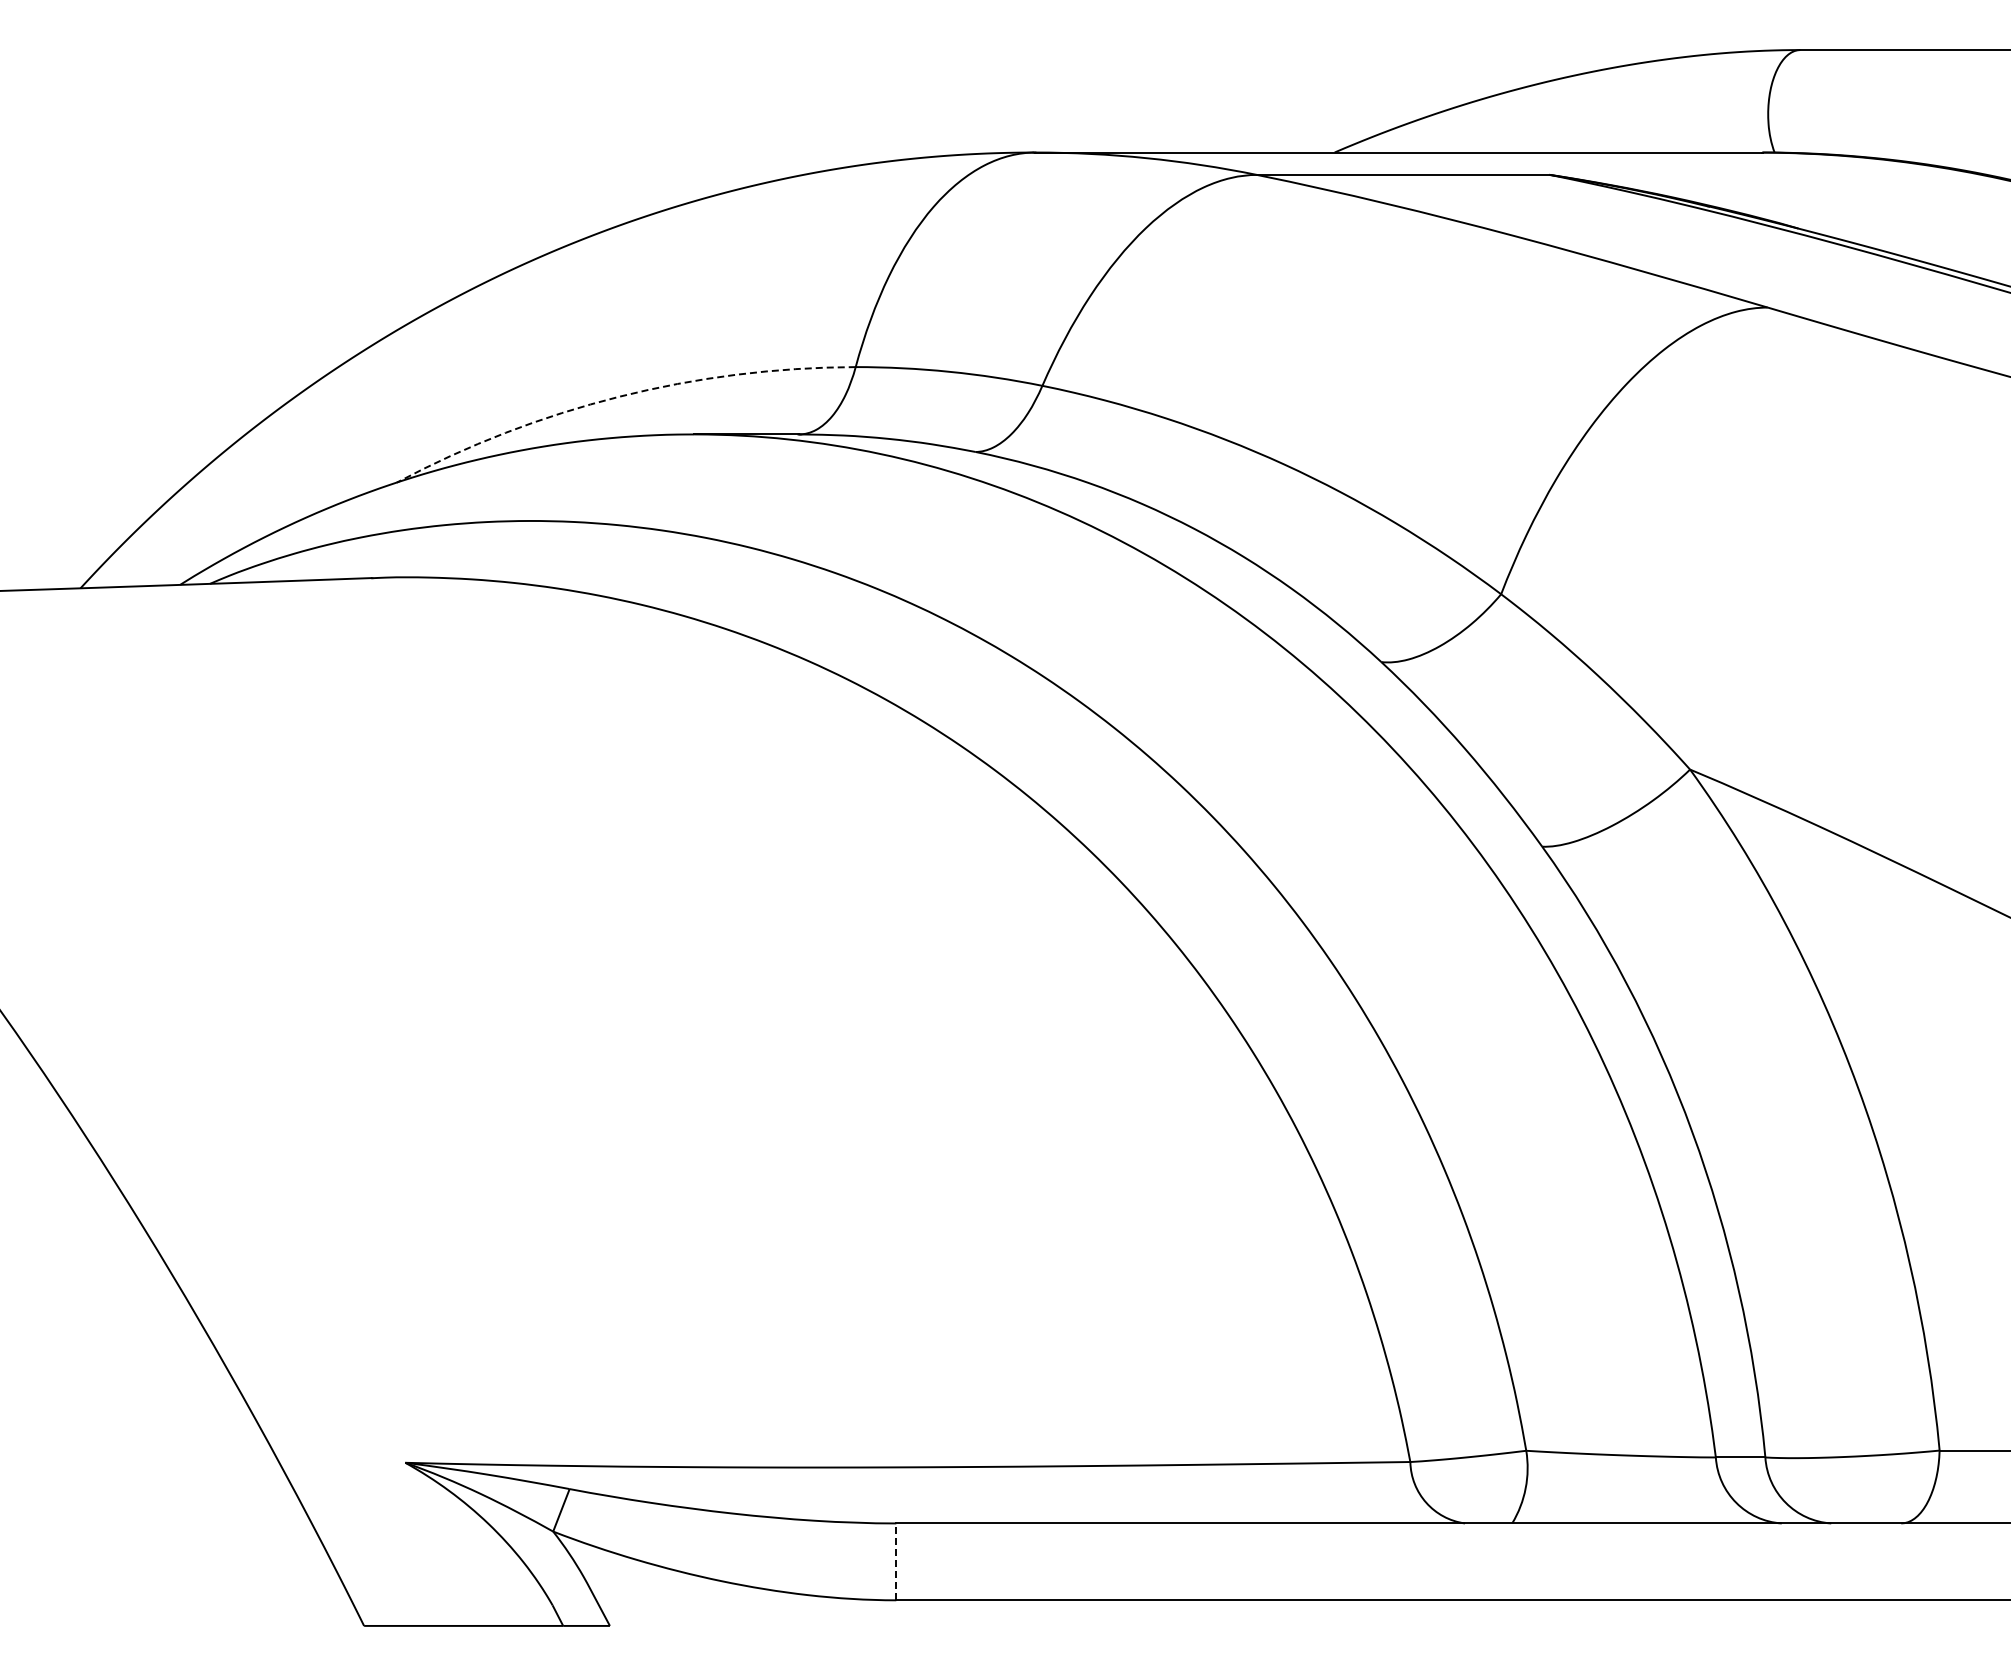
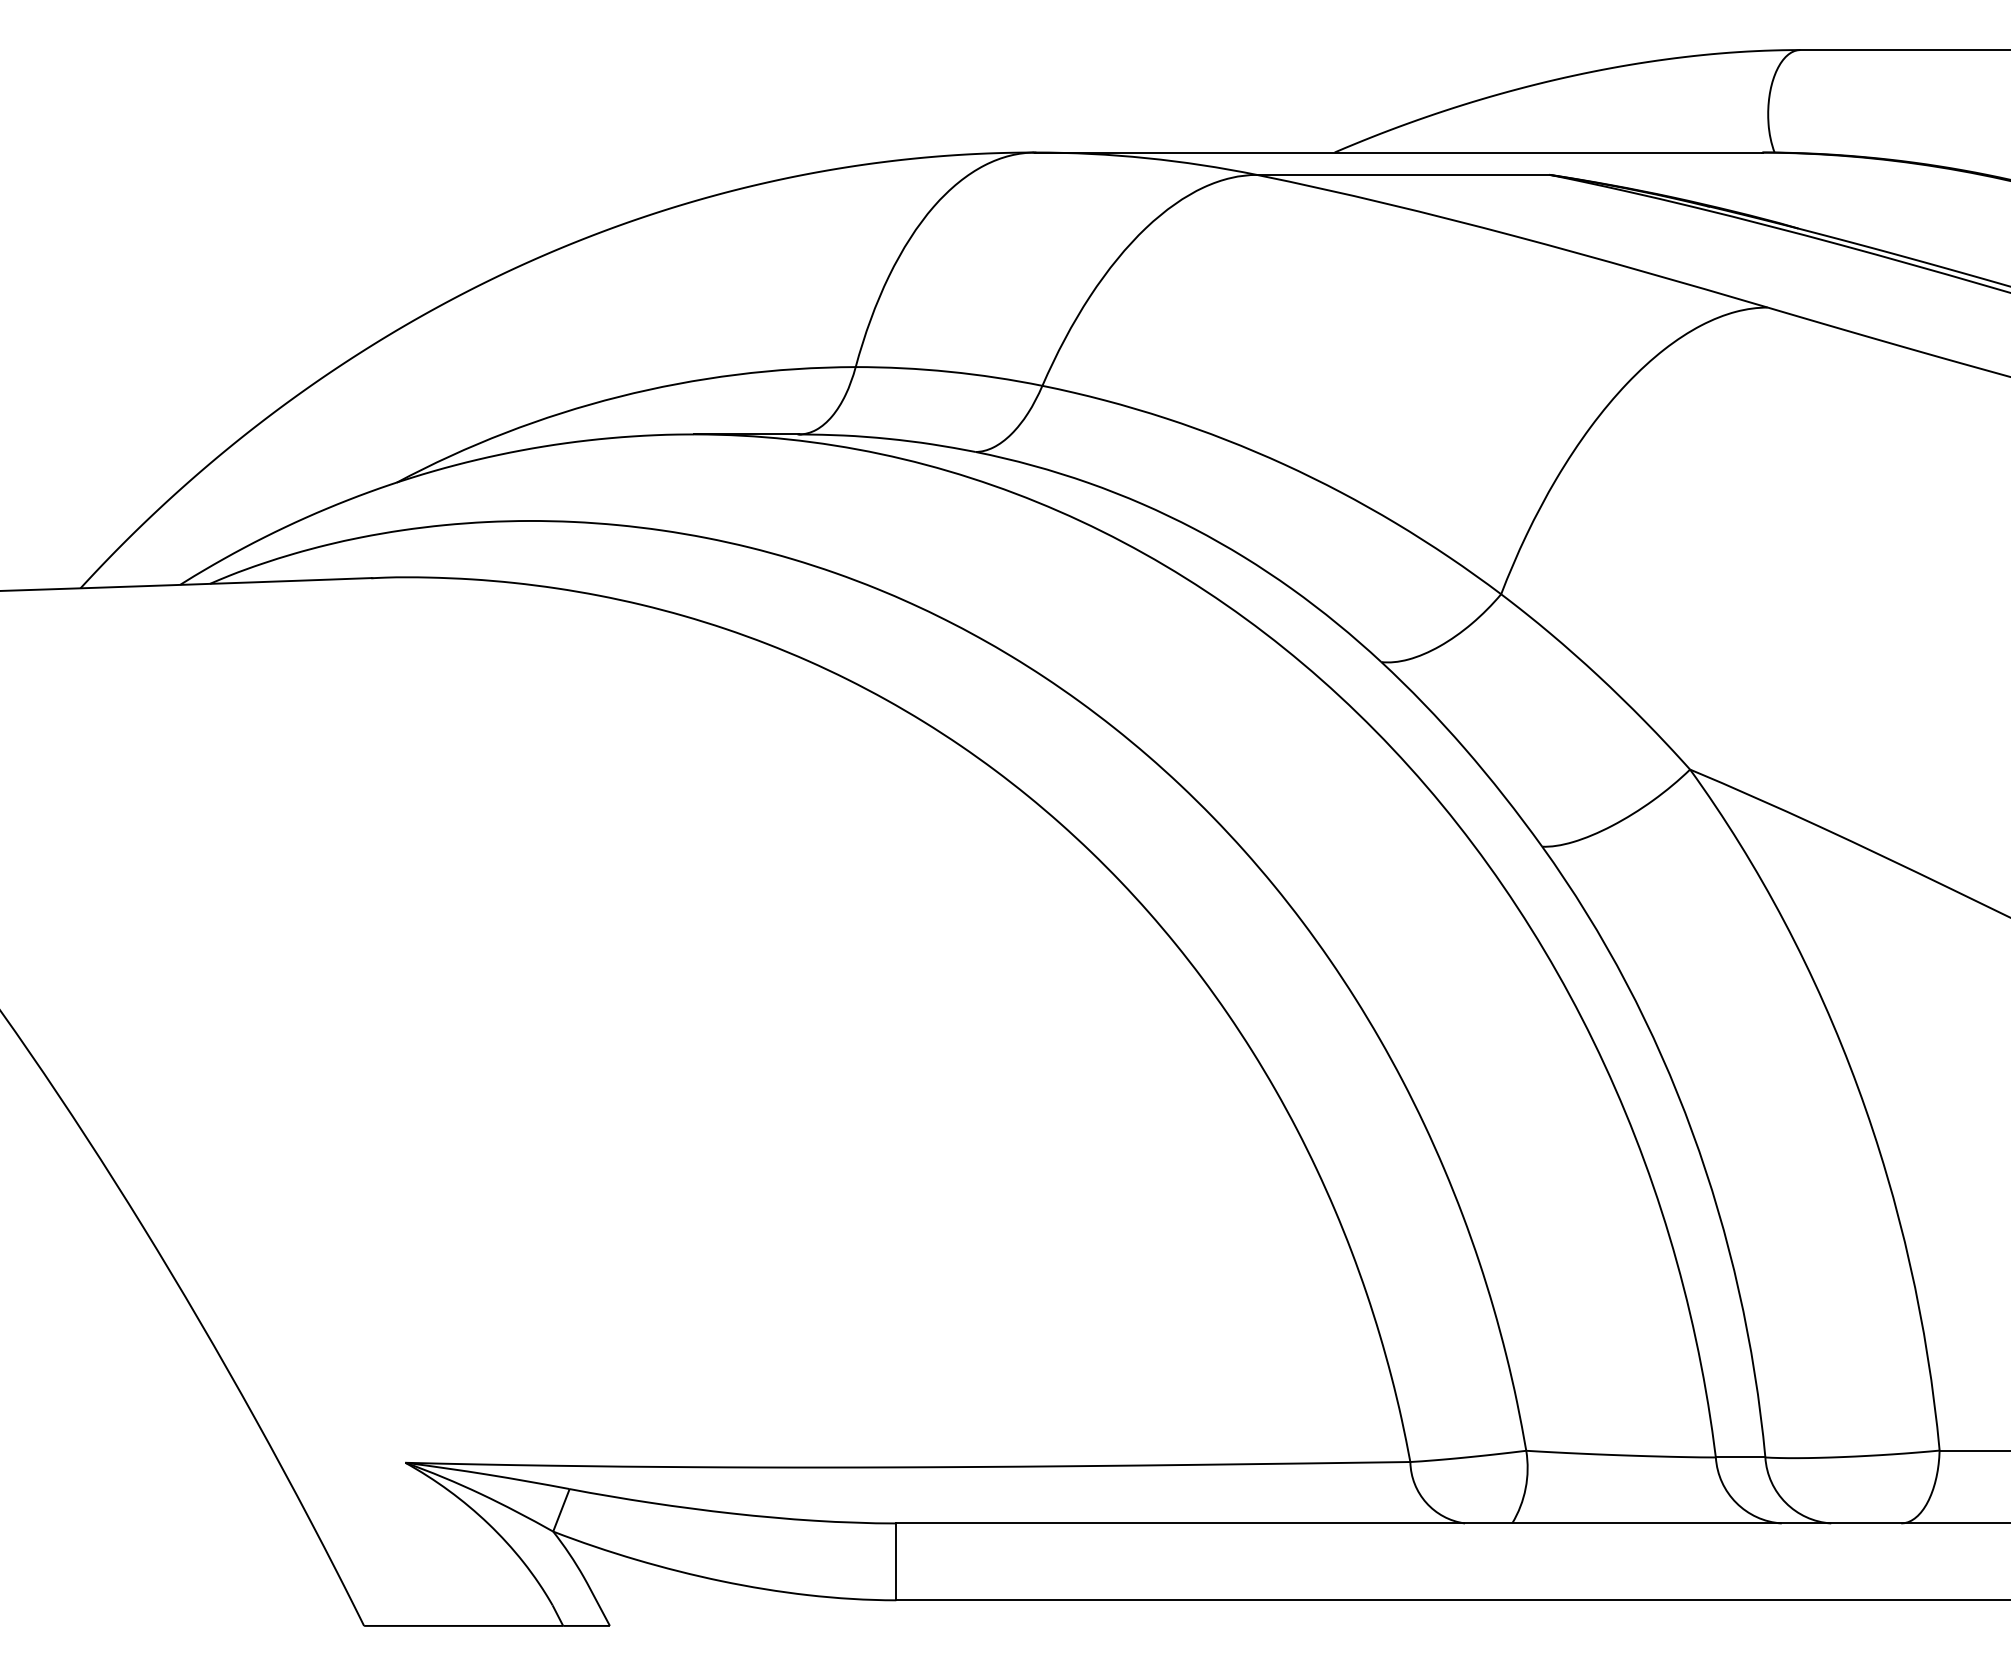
arc: dashed -> solid (619, 396)
line: dashed -> solid (896, 1561)
